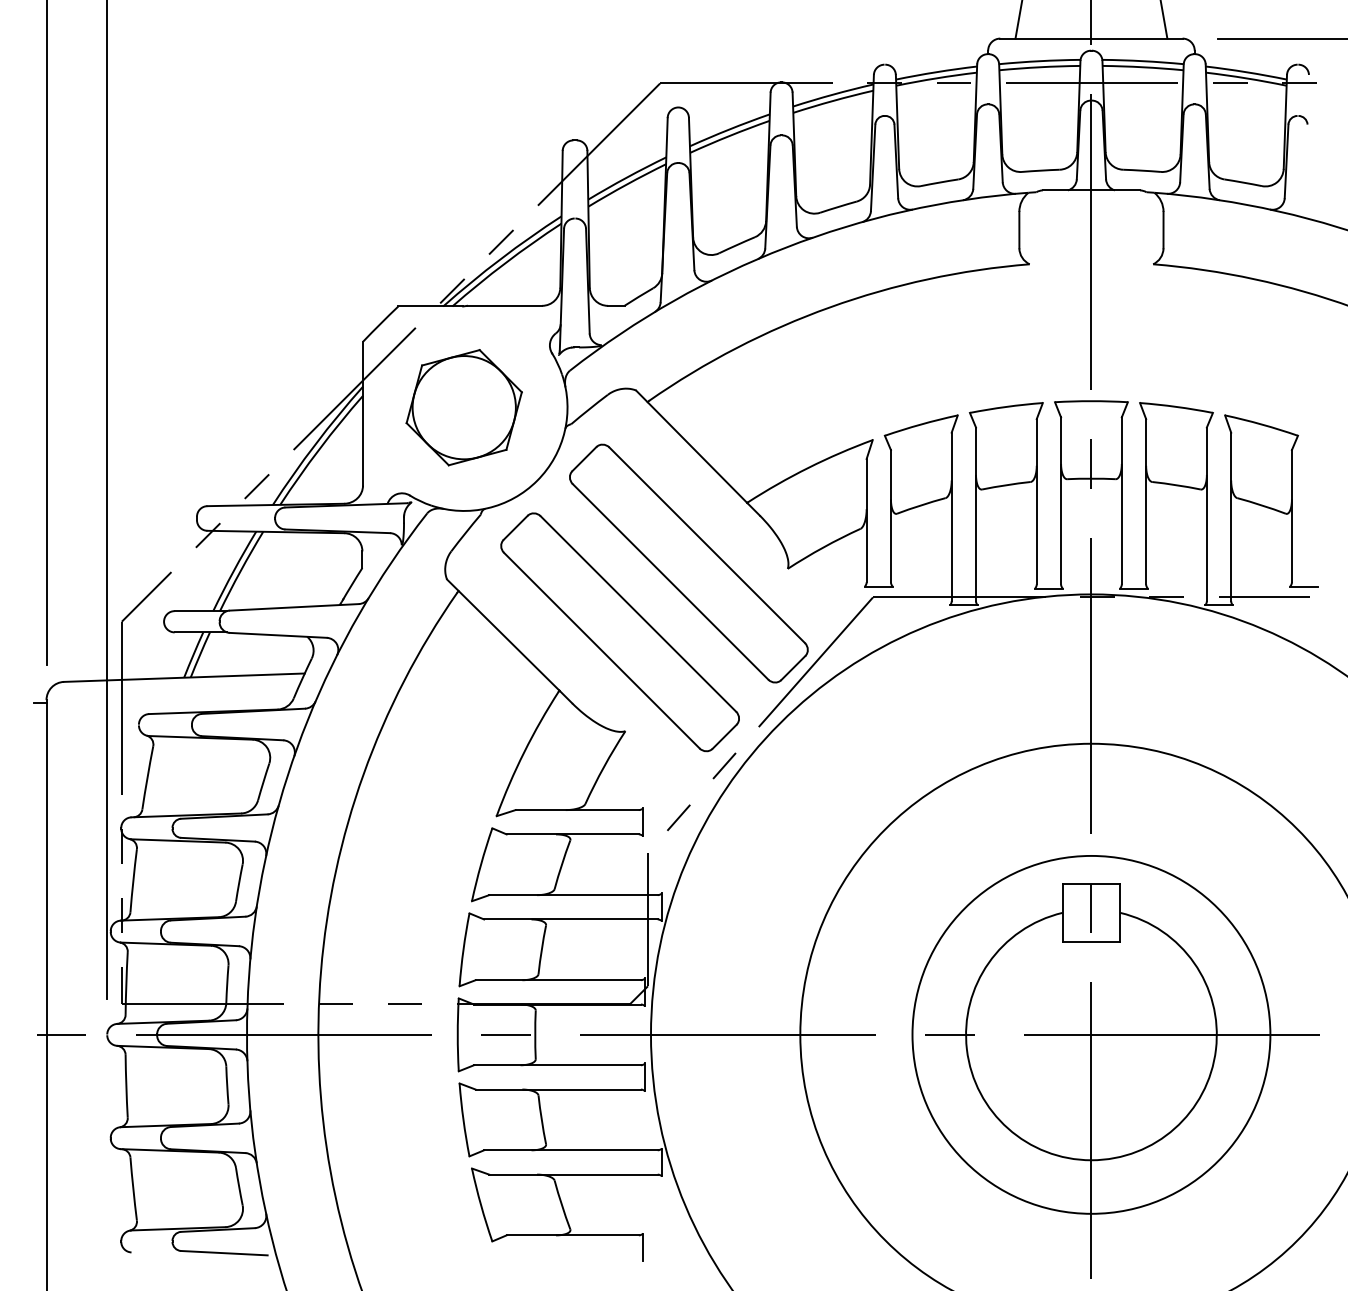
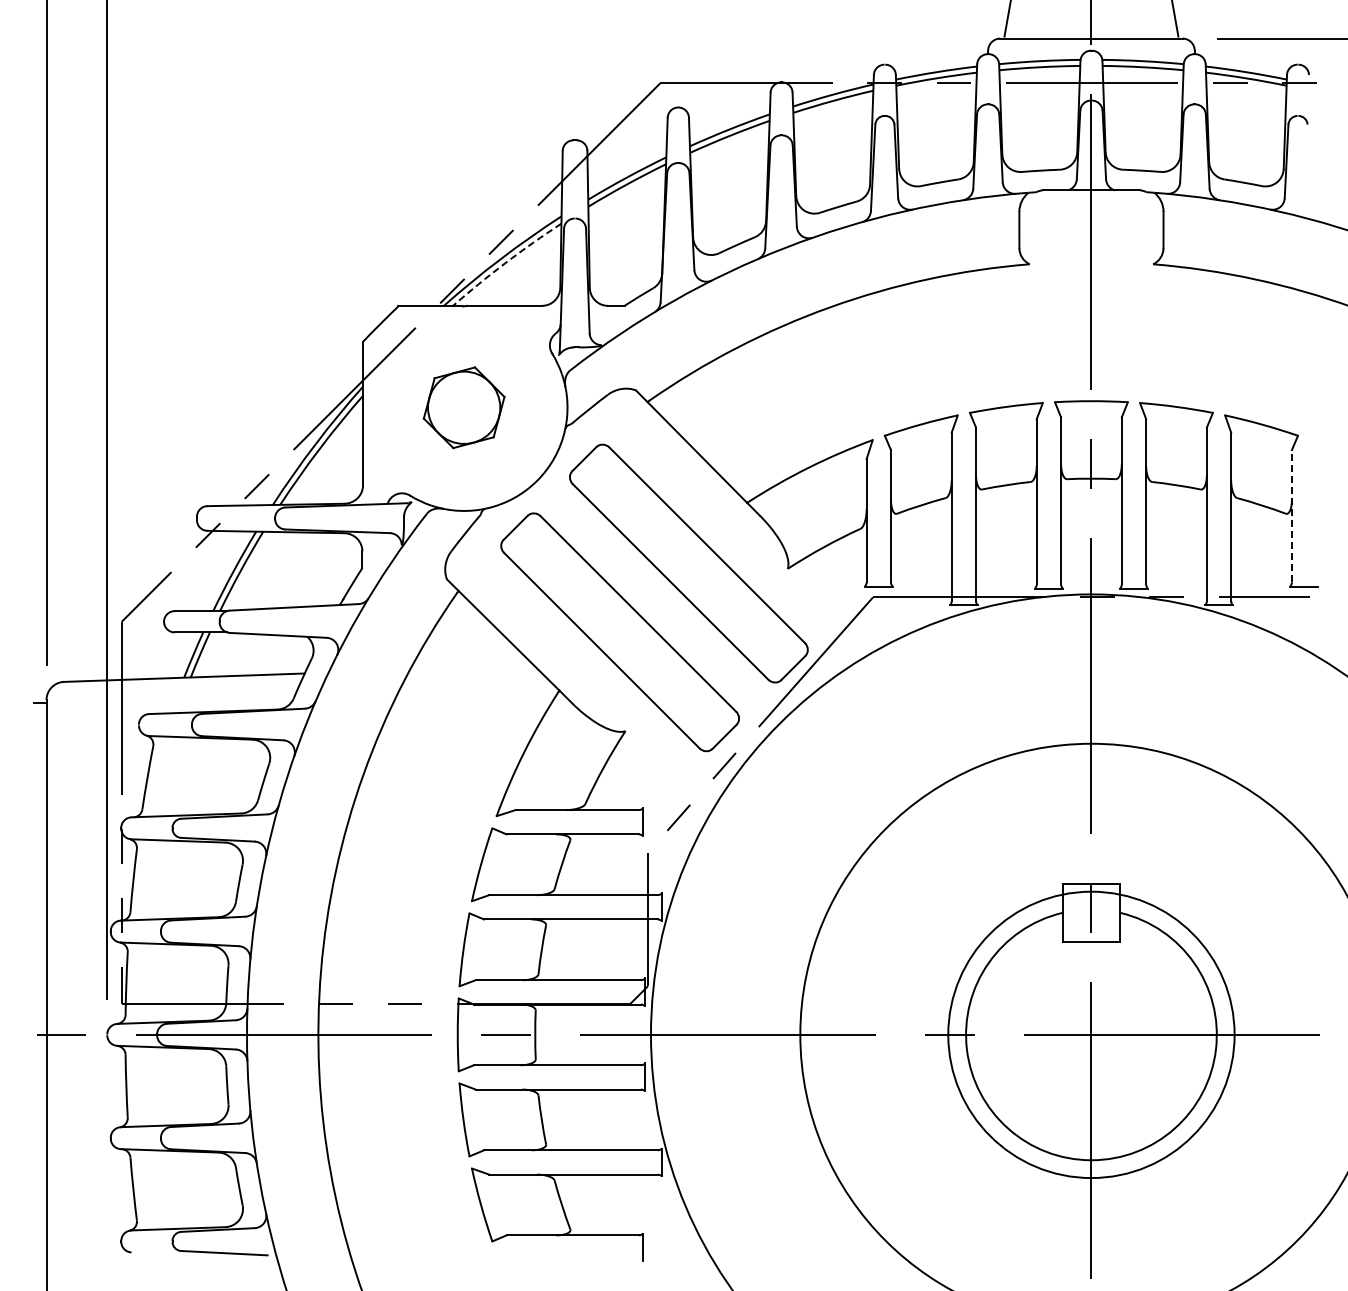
line position: (1018, 20) -> (1007, 19) (1007, 19)
line position: (1164, 20) -> (1175, 19) (1175, 19)
arc: solid -> dashed (505, 263)
part size: 118x118 px -> 84x84 px (463, 407)
line: solid -> dashed (1291, 515)
circle diameter: 358 px -> 286 px (1091, 1034)
